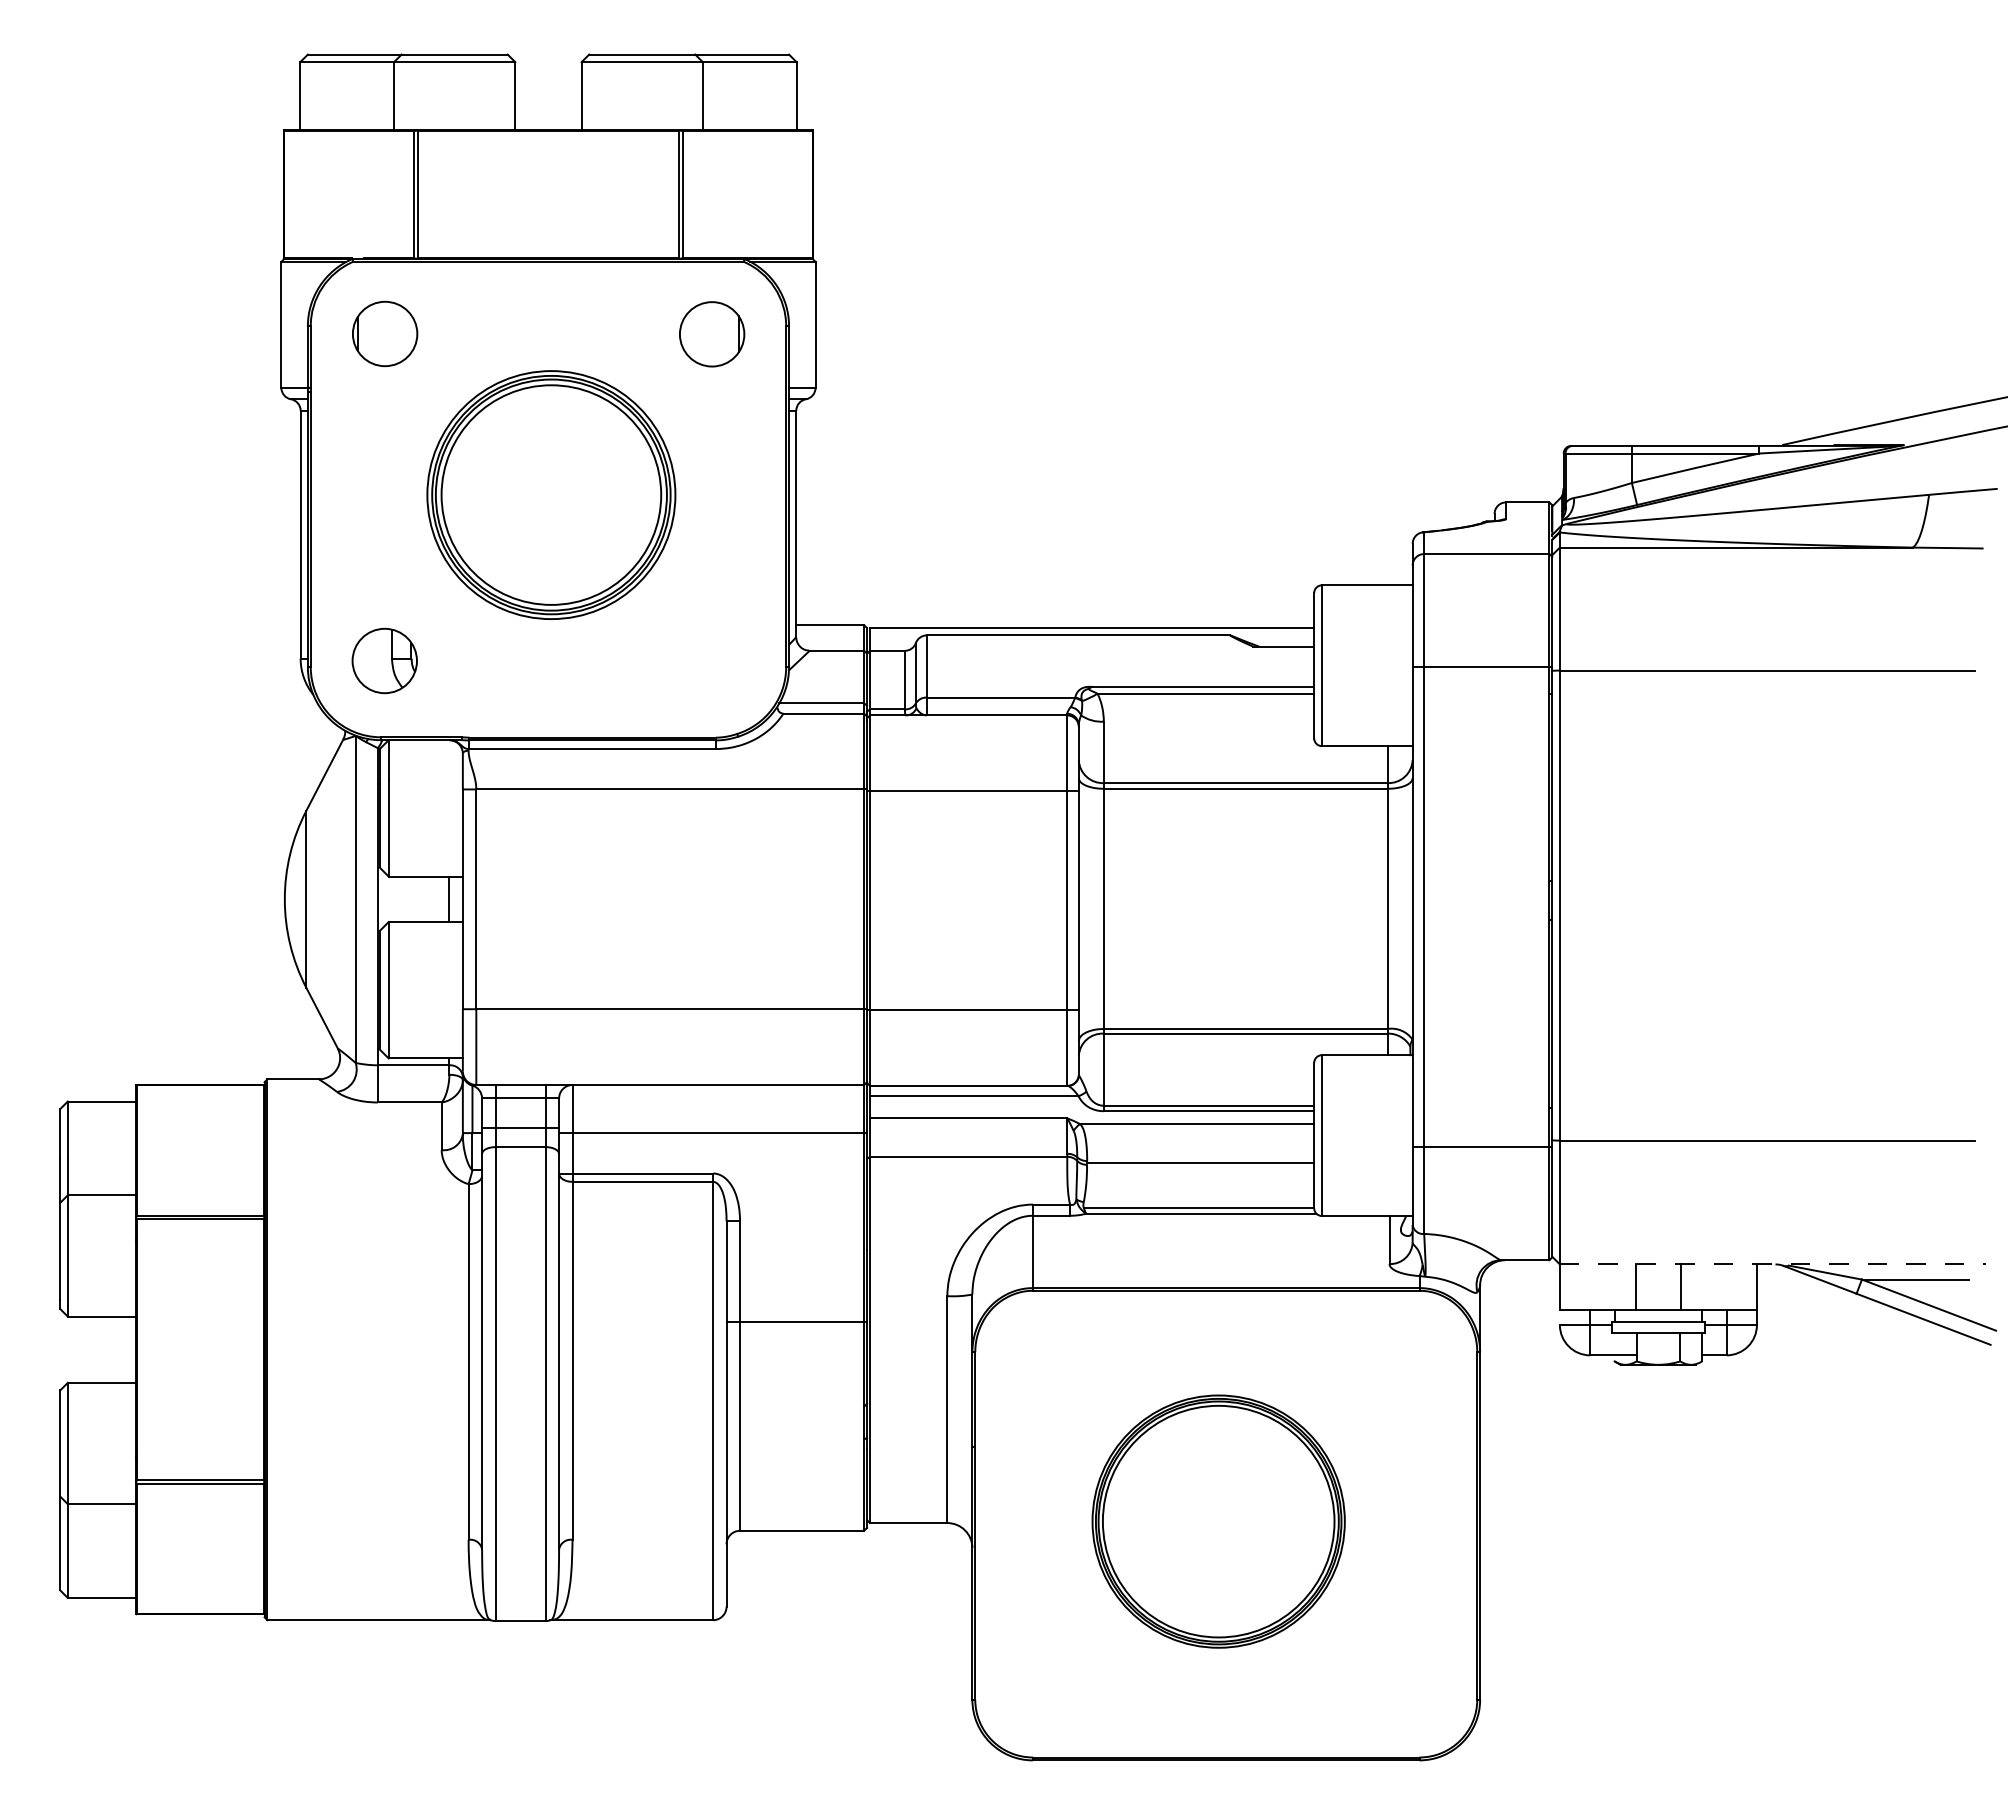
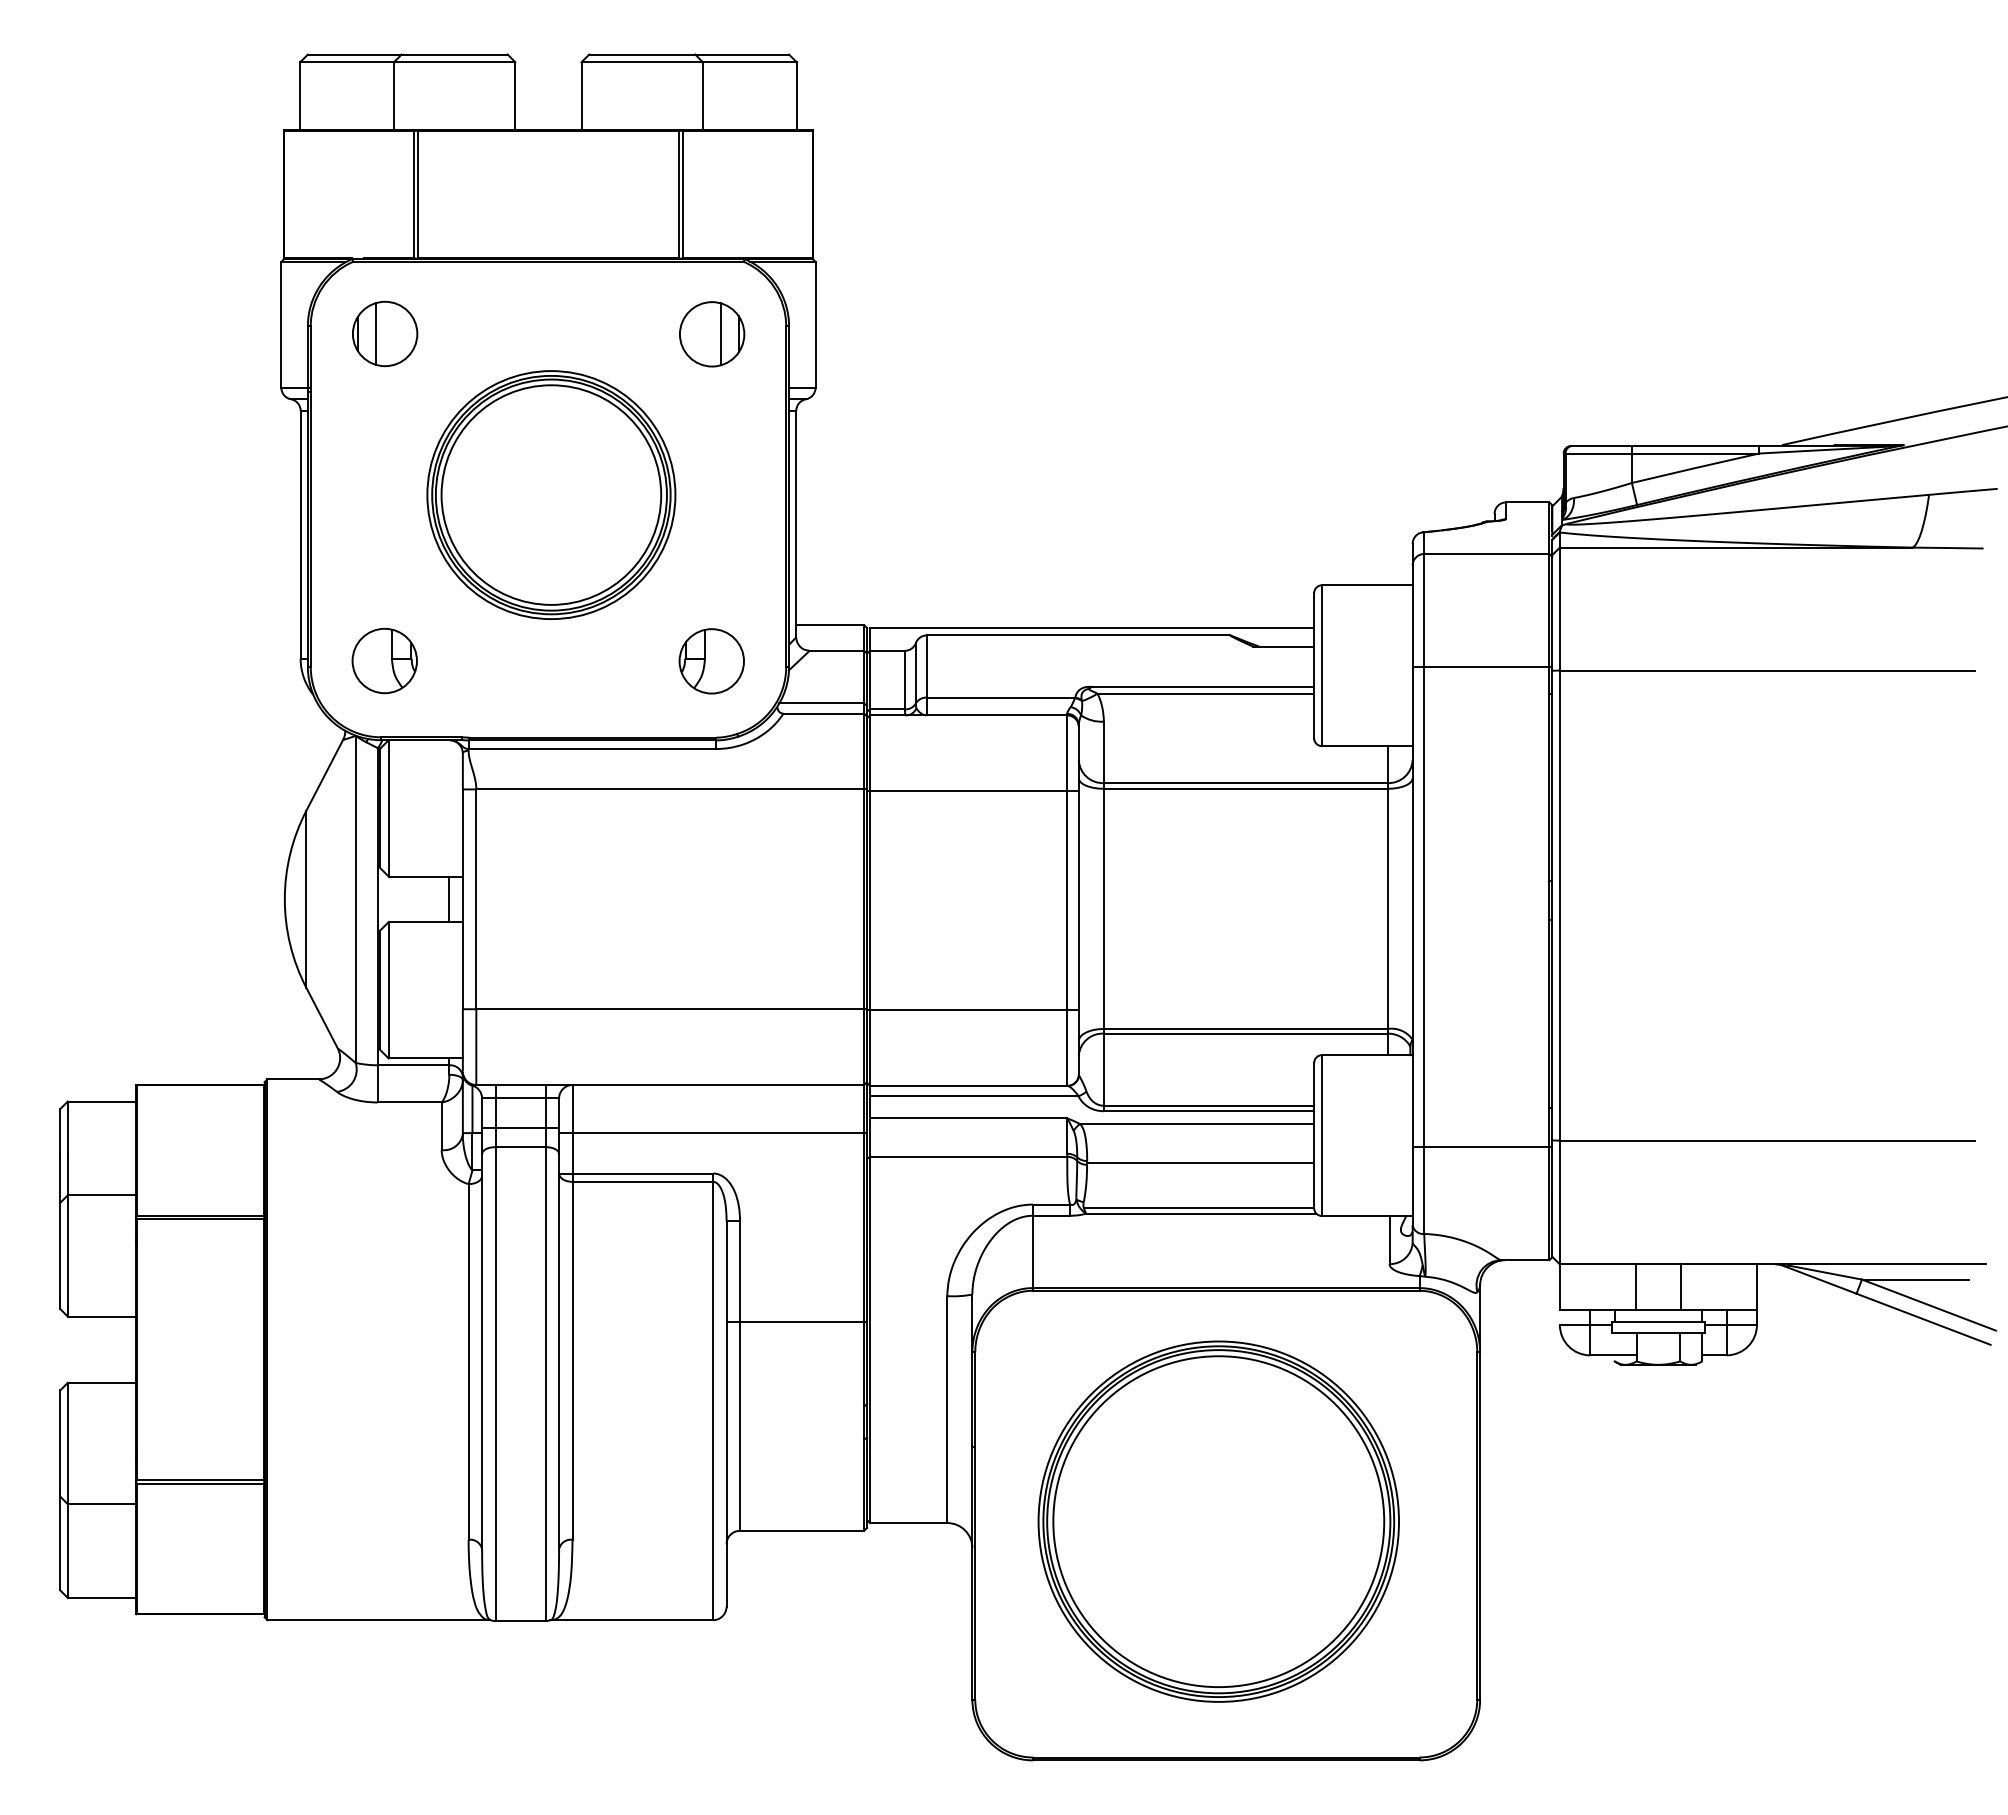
line: none -> present (375, 333)
line: none -> present (721, 334)
part: none -> present (711, 661)
line: dashed -> solid (1773, 1264)
part size: 255x255 px -> 363x363 px (1218, 1521)
